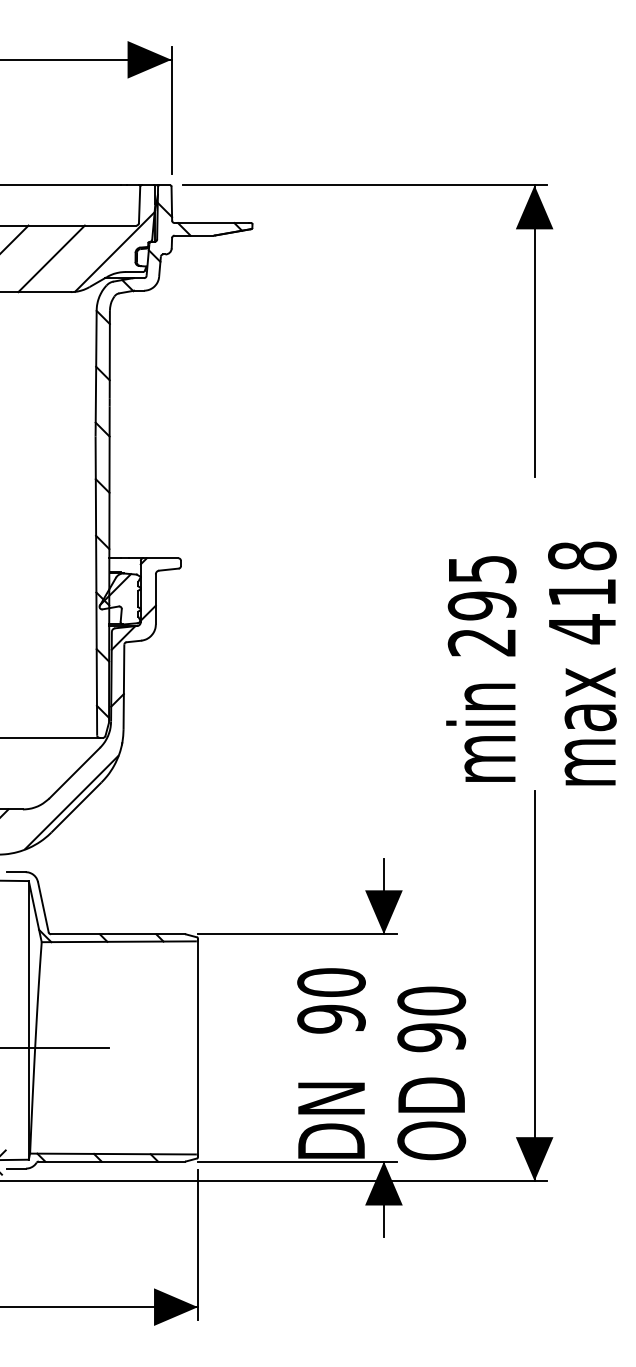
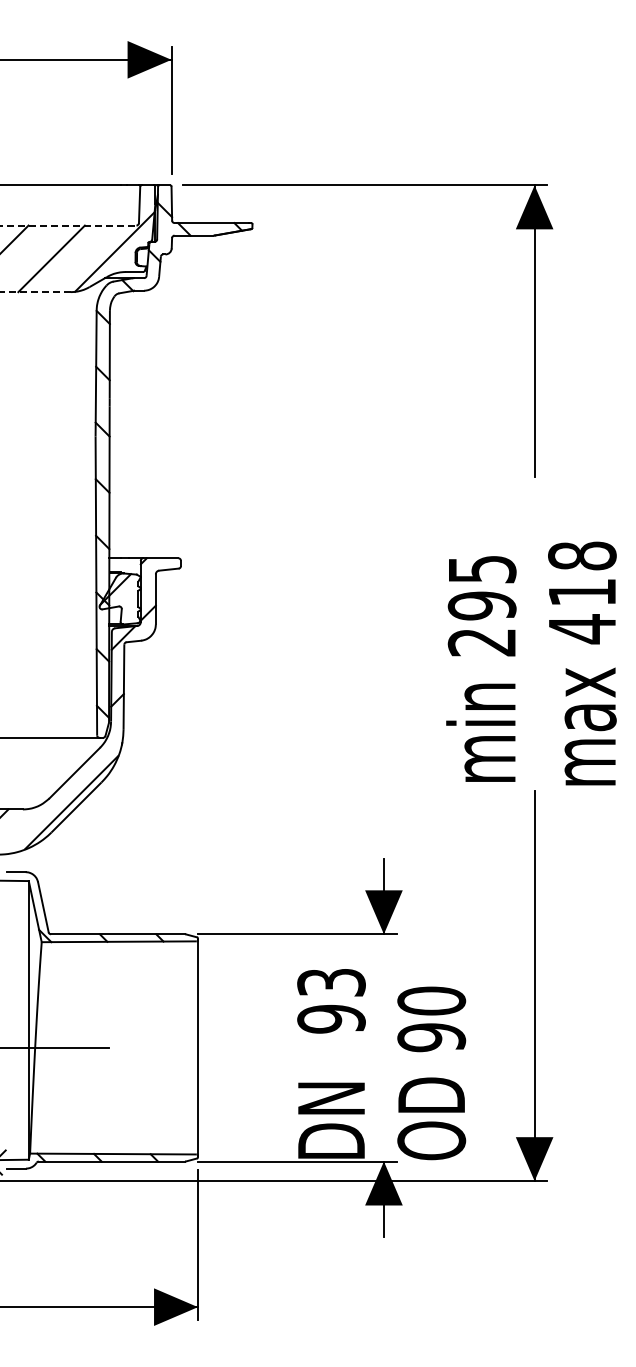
line: solid -> dashed (68, 225)
line: solid -> dashed (35, 292)
text: 90 -> 93 (331, 982)
